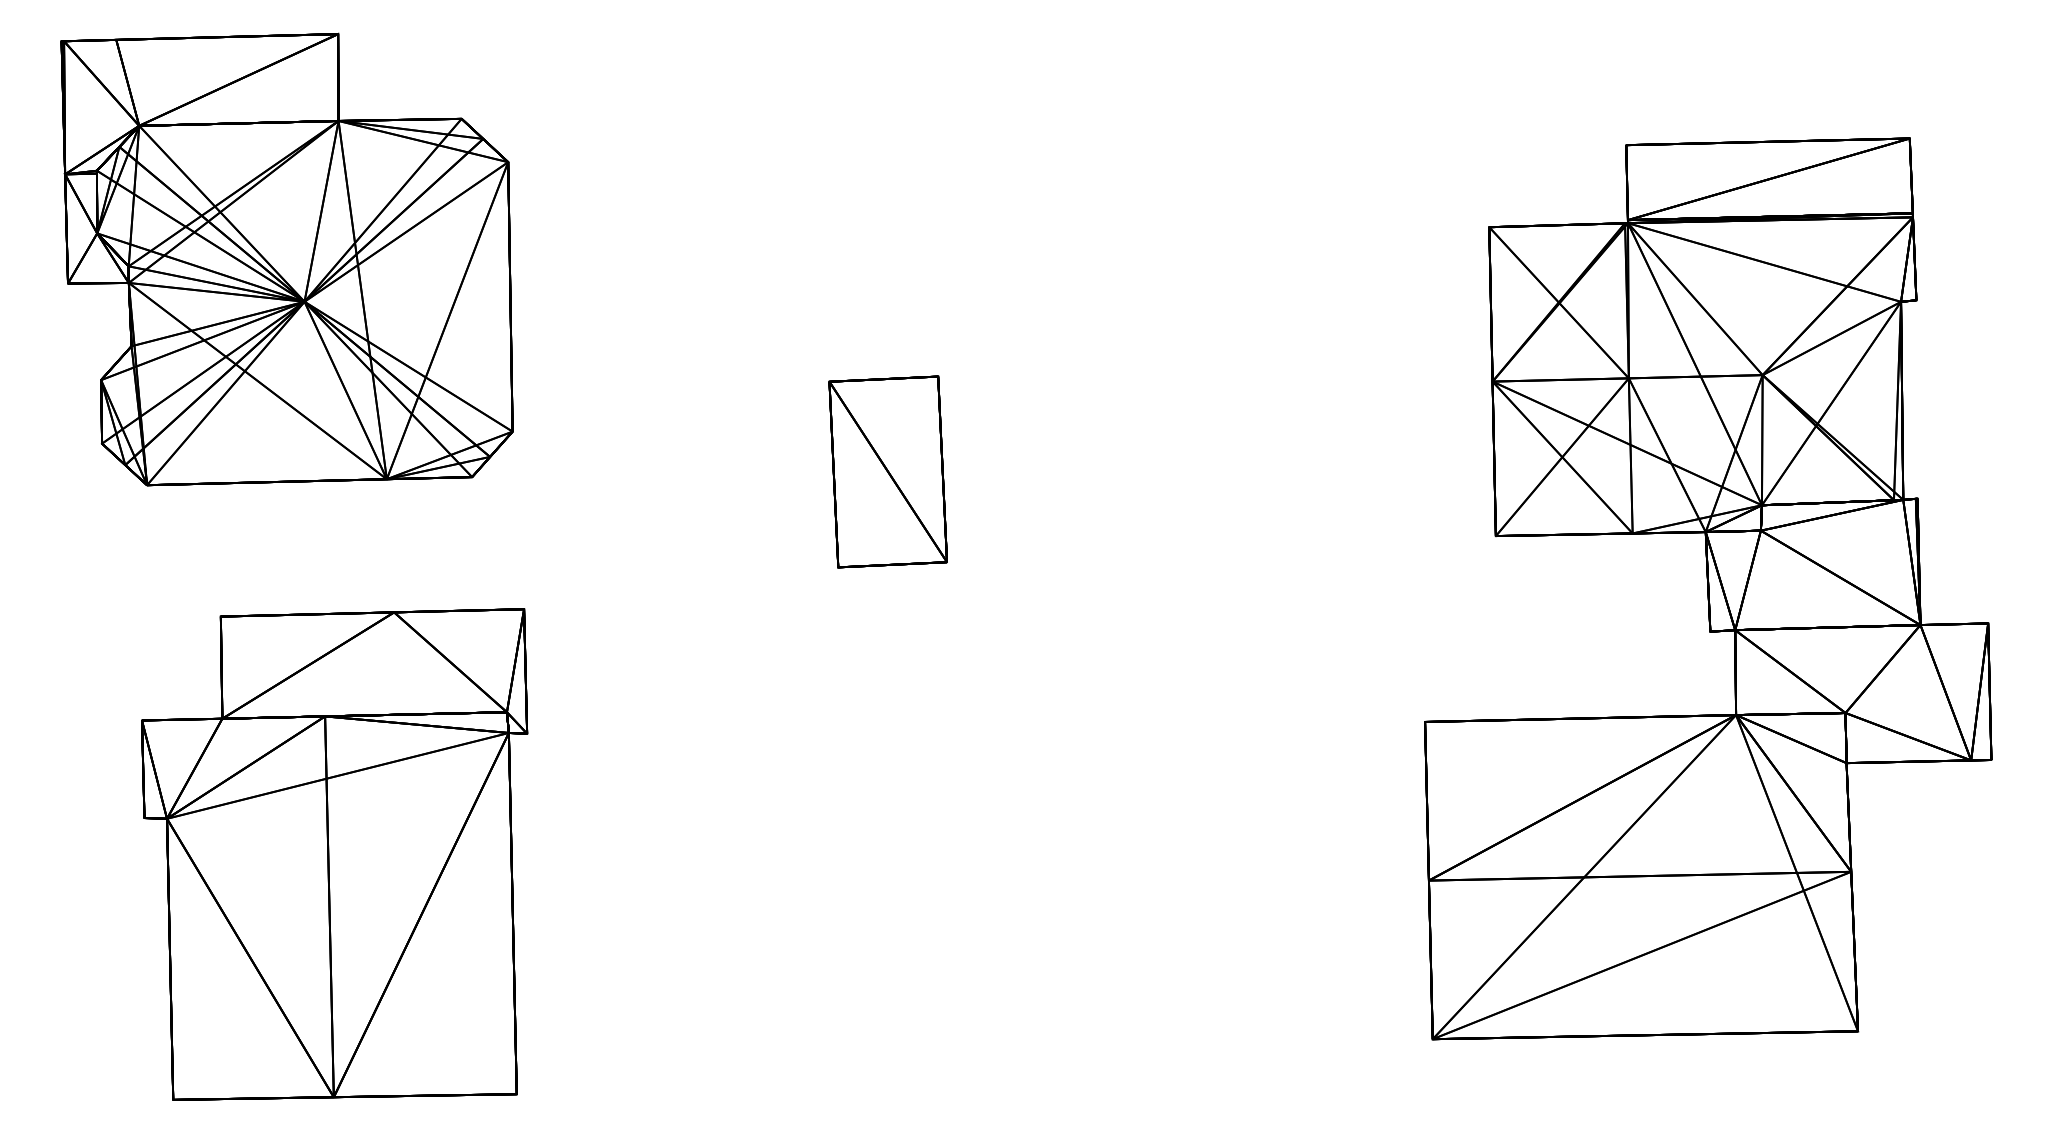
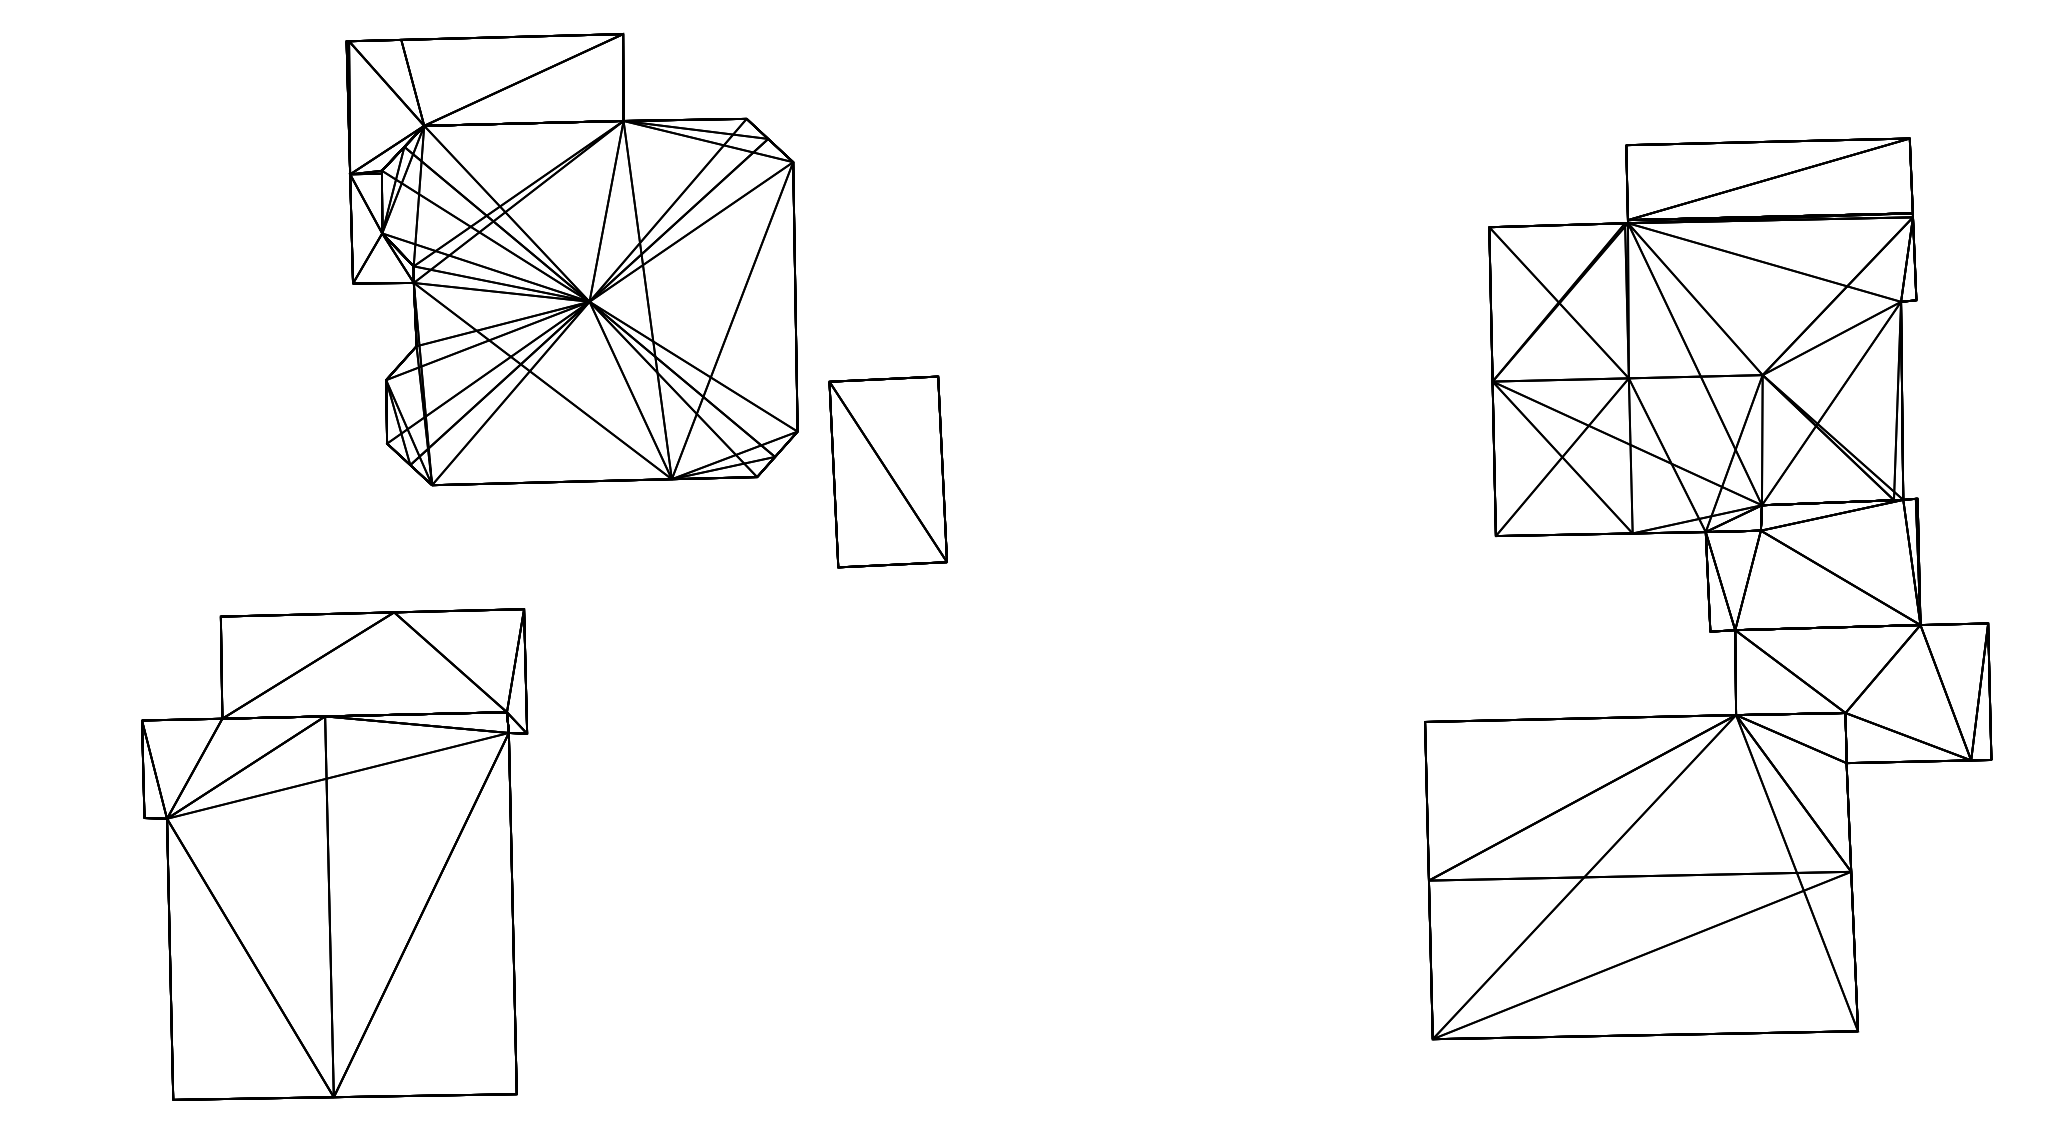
part position: (286, 259) -> (571, 259) (571, 259)
